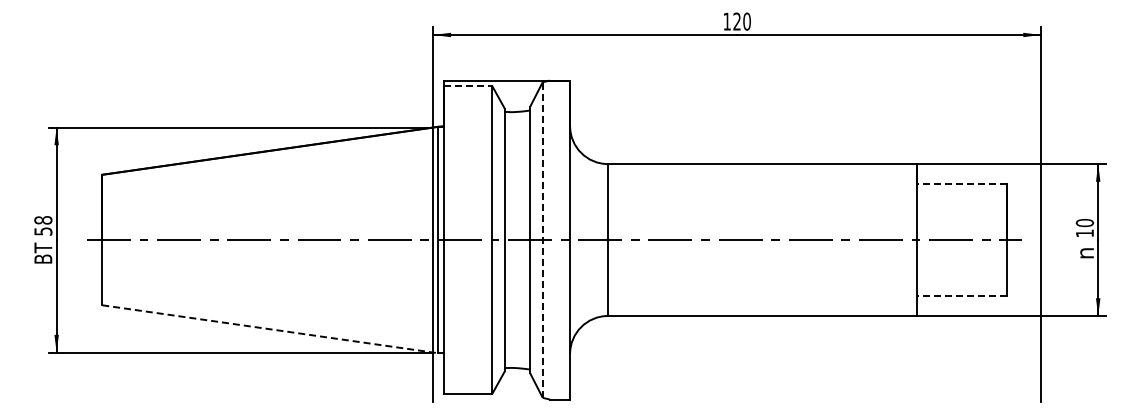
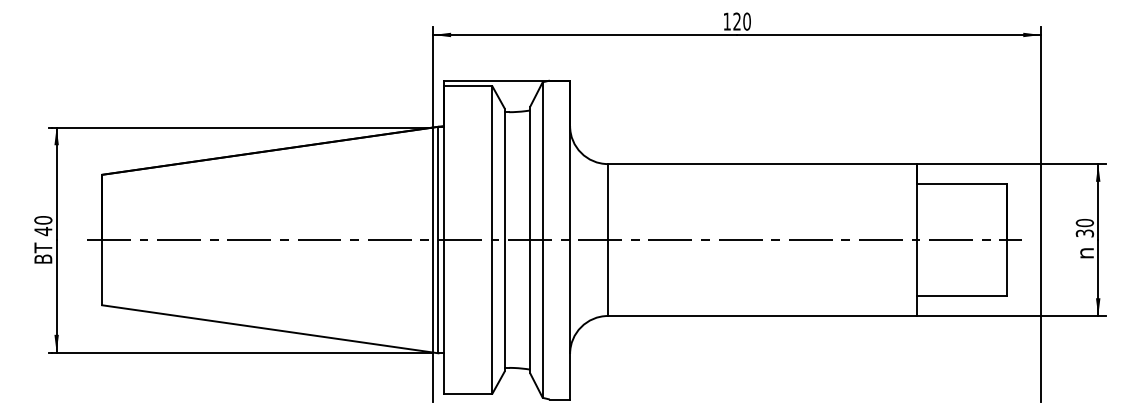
line: dashed -> solid (468, 85)
line: dashed -> solid (962, 184)
text: 58 -> 40 (43, 226)
text: 10 -> 30 (1084, 233)
line: dashed -> solid (542, 240)
line: dashed -> solid (962, 295)
line: dashed -> solid (270, 329)
